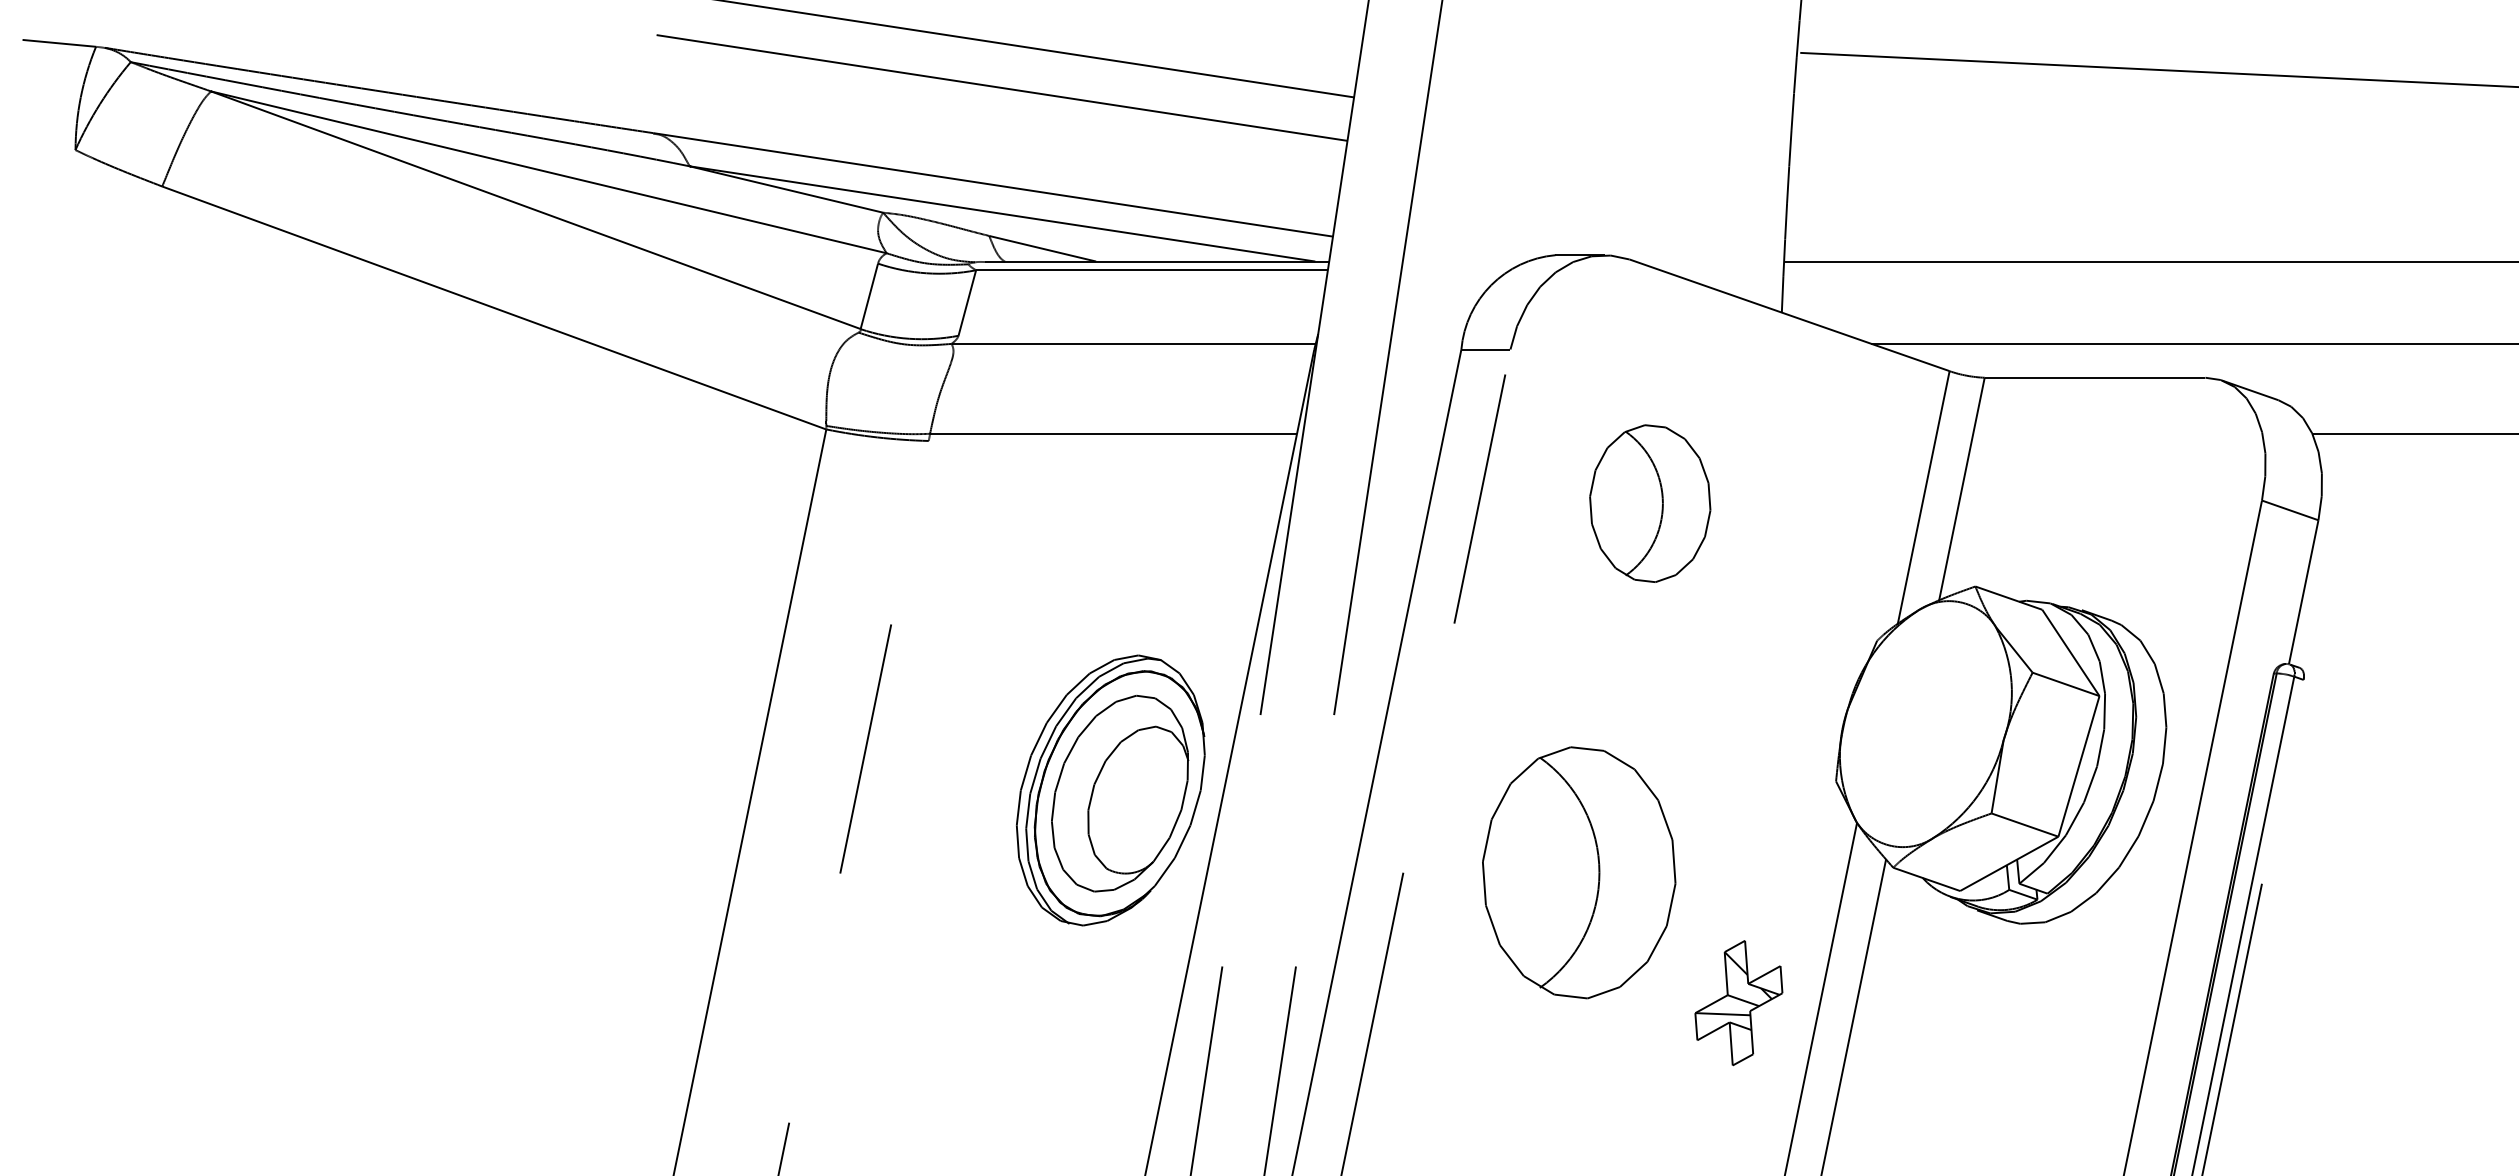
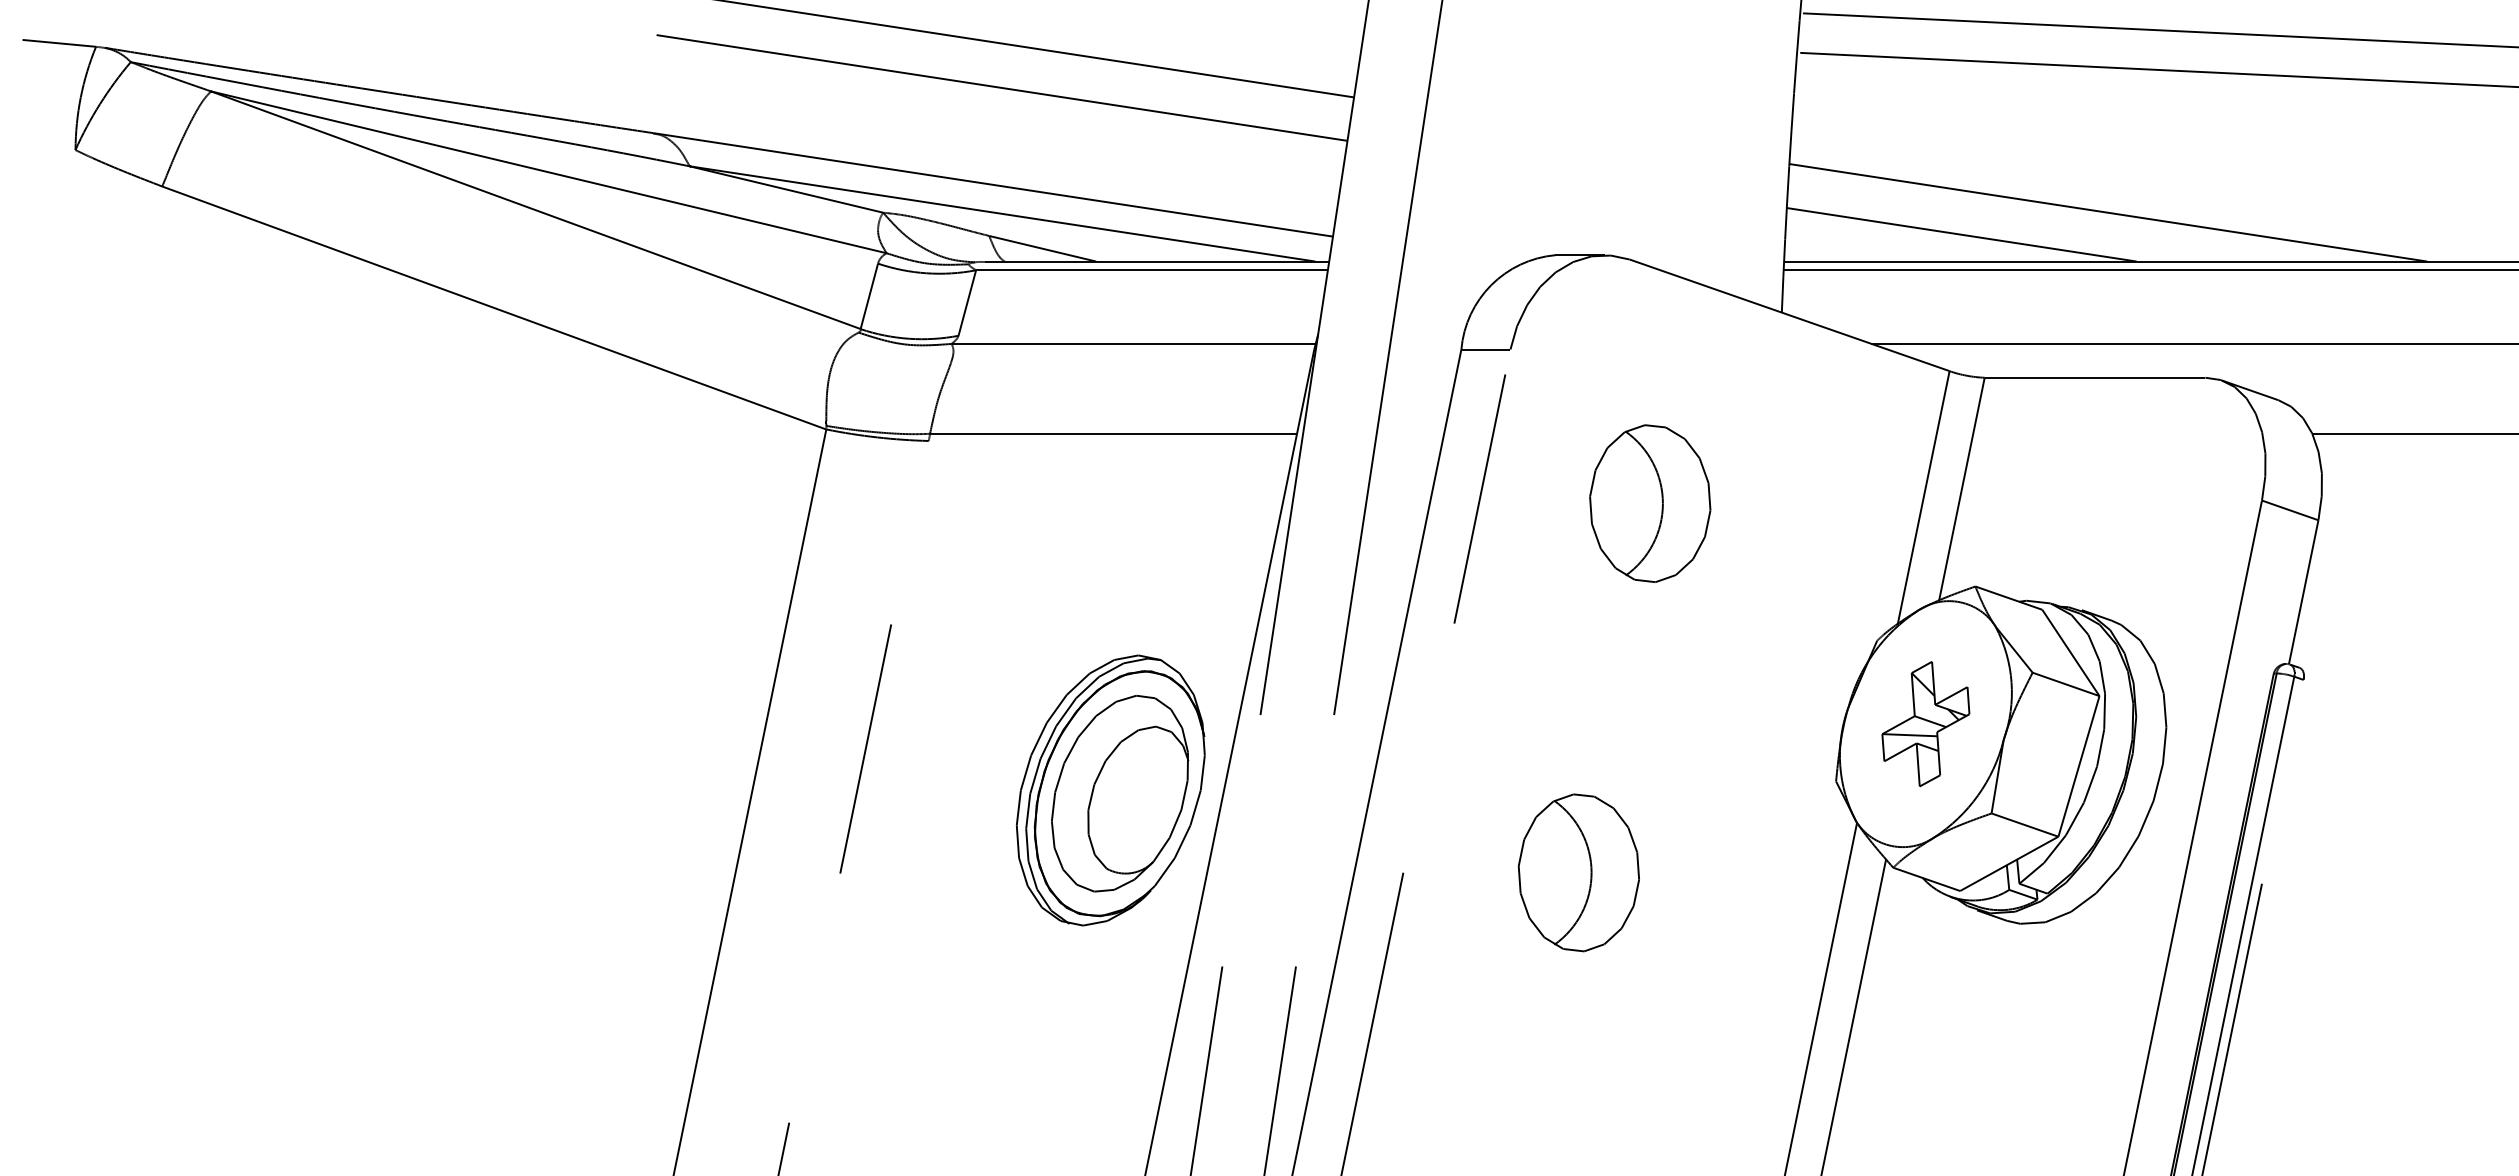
line: none -> present (2159, 30)
line: none -> present (2108, 212)
line: none -> present (1961, 234)
line: none -> present (2149, 270)
part size: 195x254 px -> 123x160 px (1578, 872)
part position: (1738, 1003) -> (1925, 724) (1925, 724)
